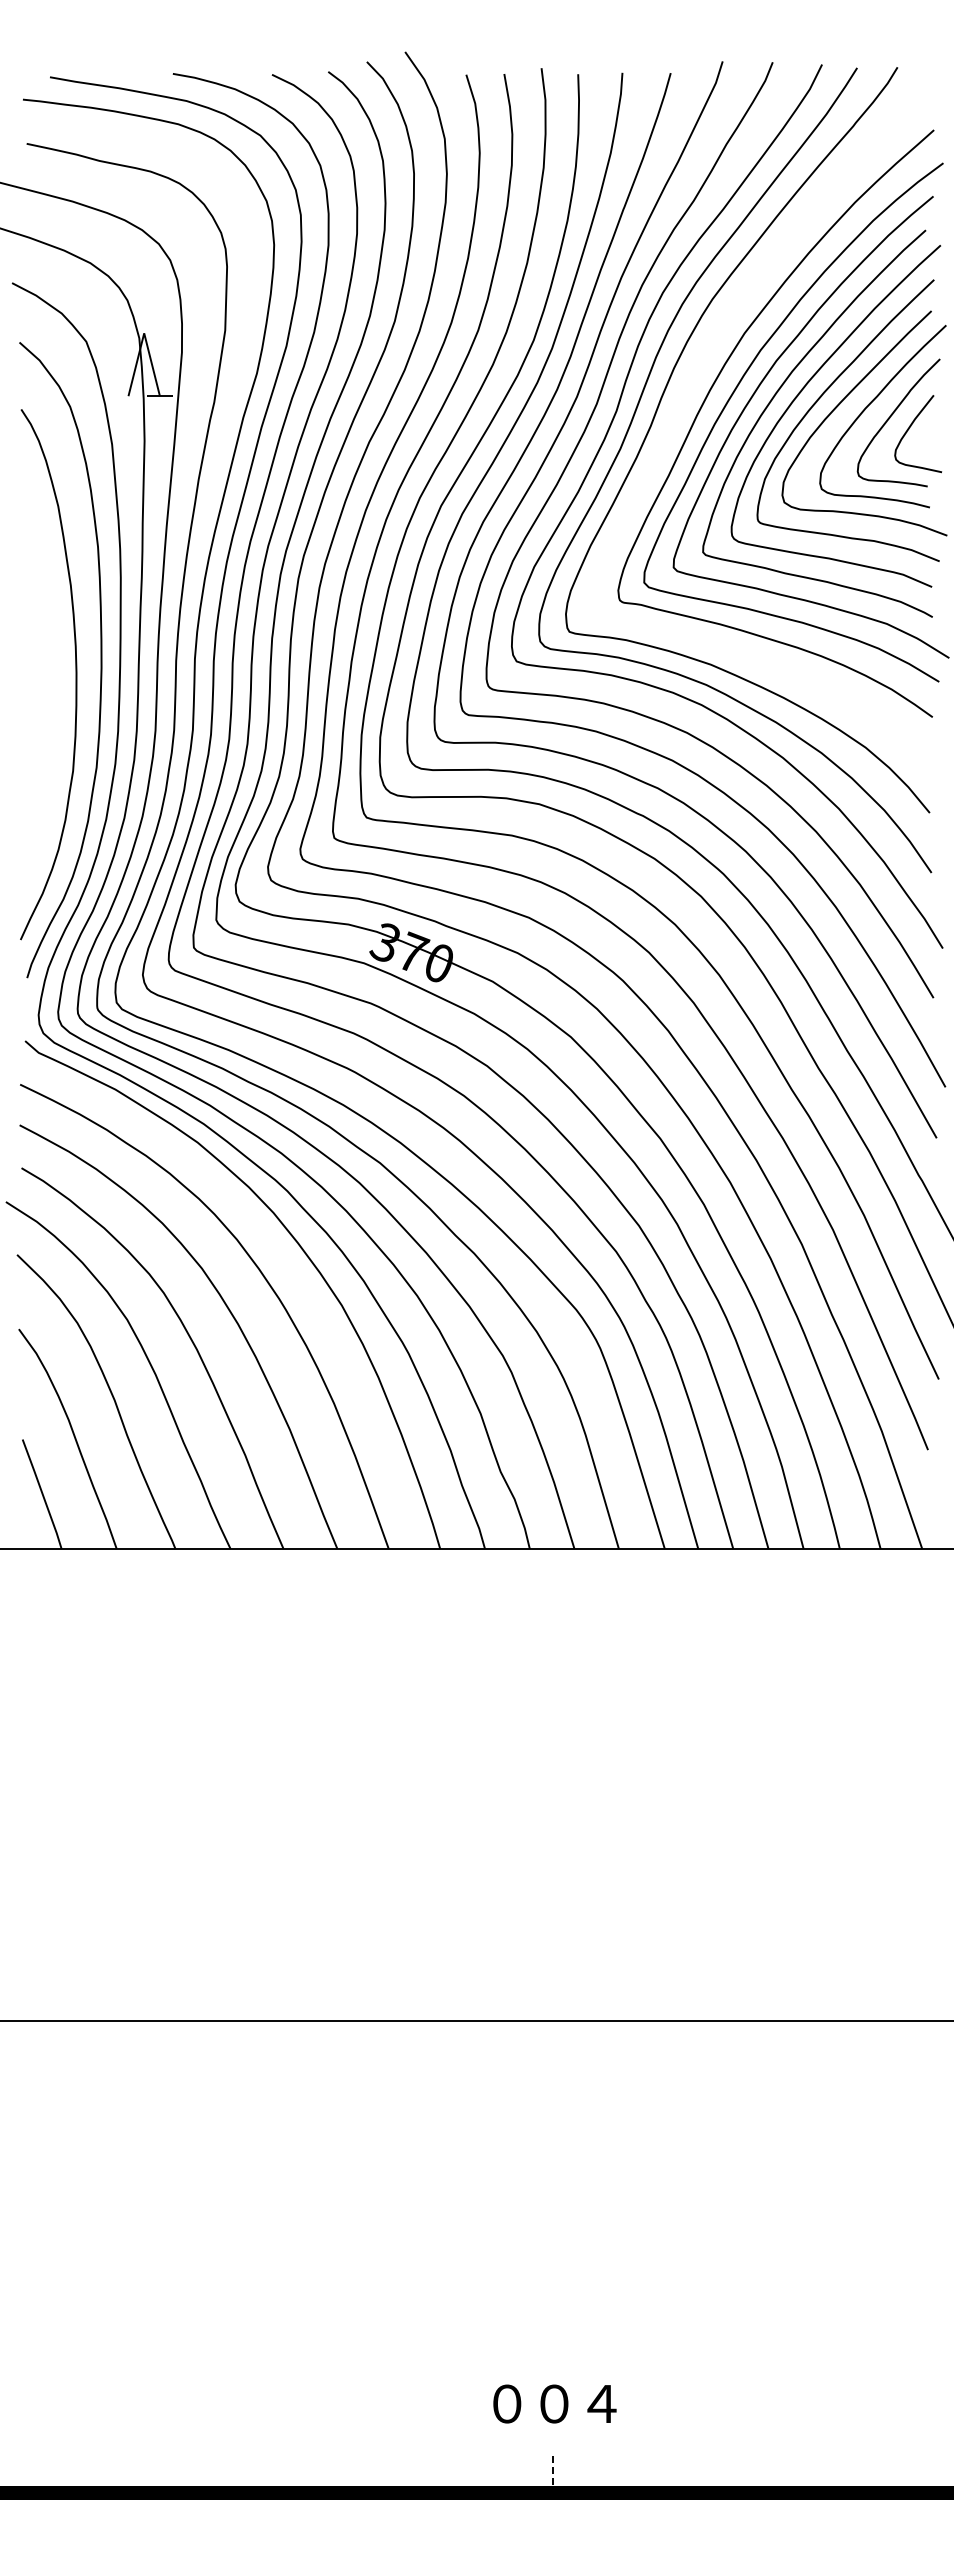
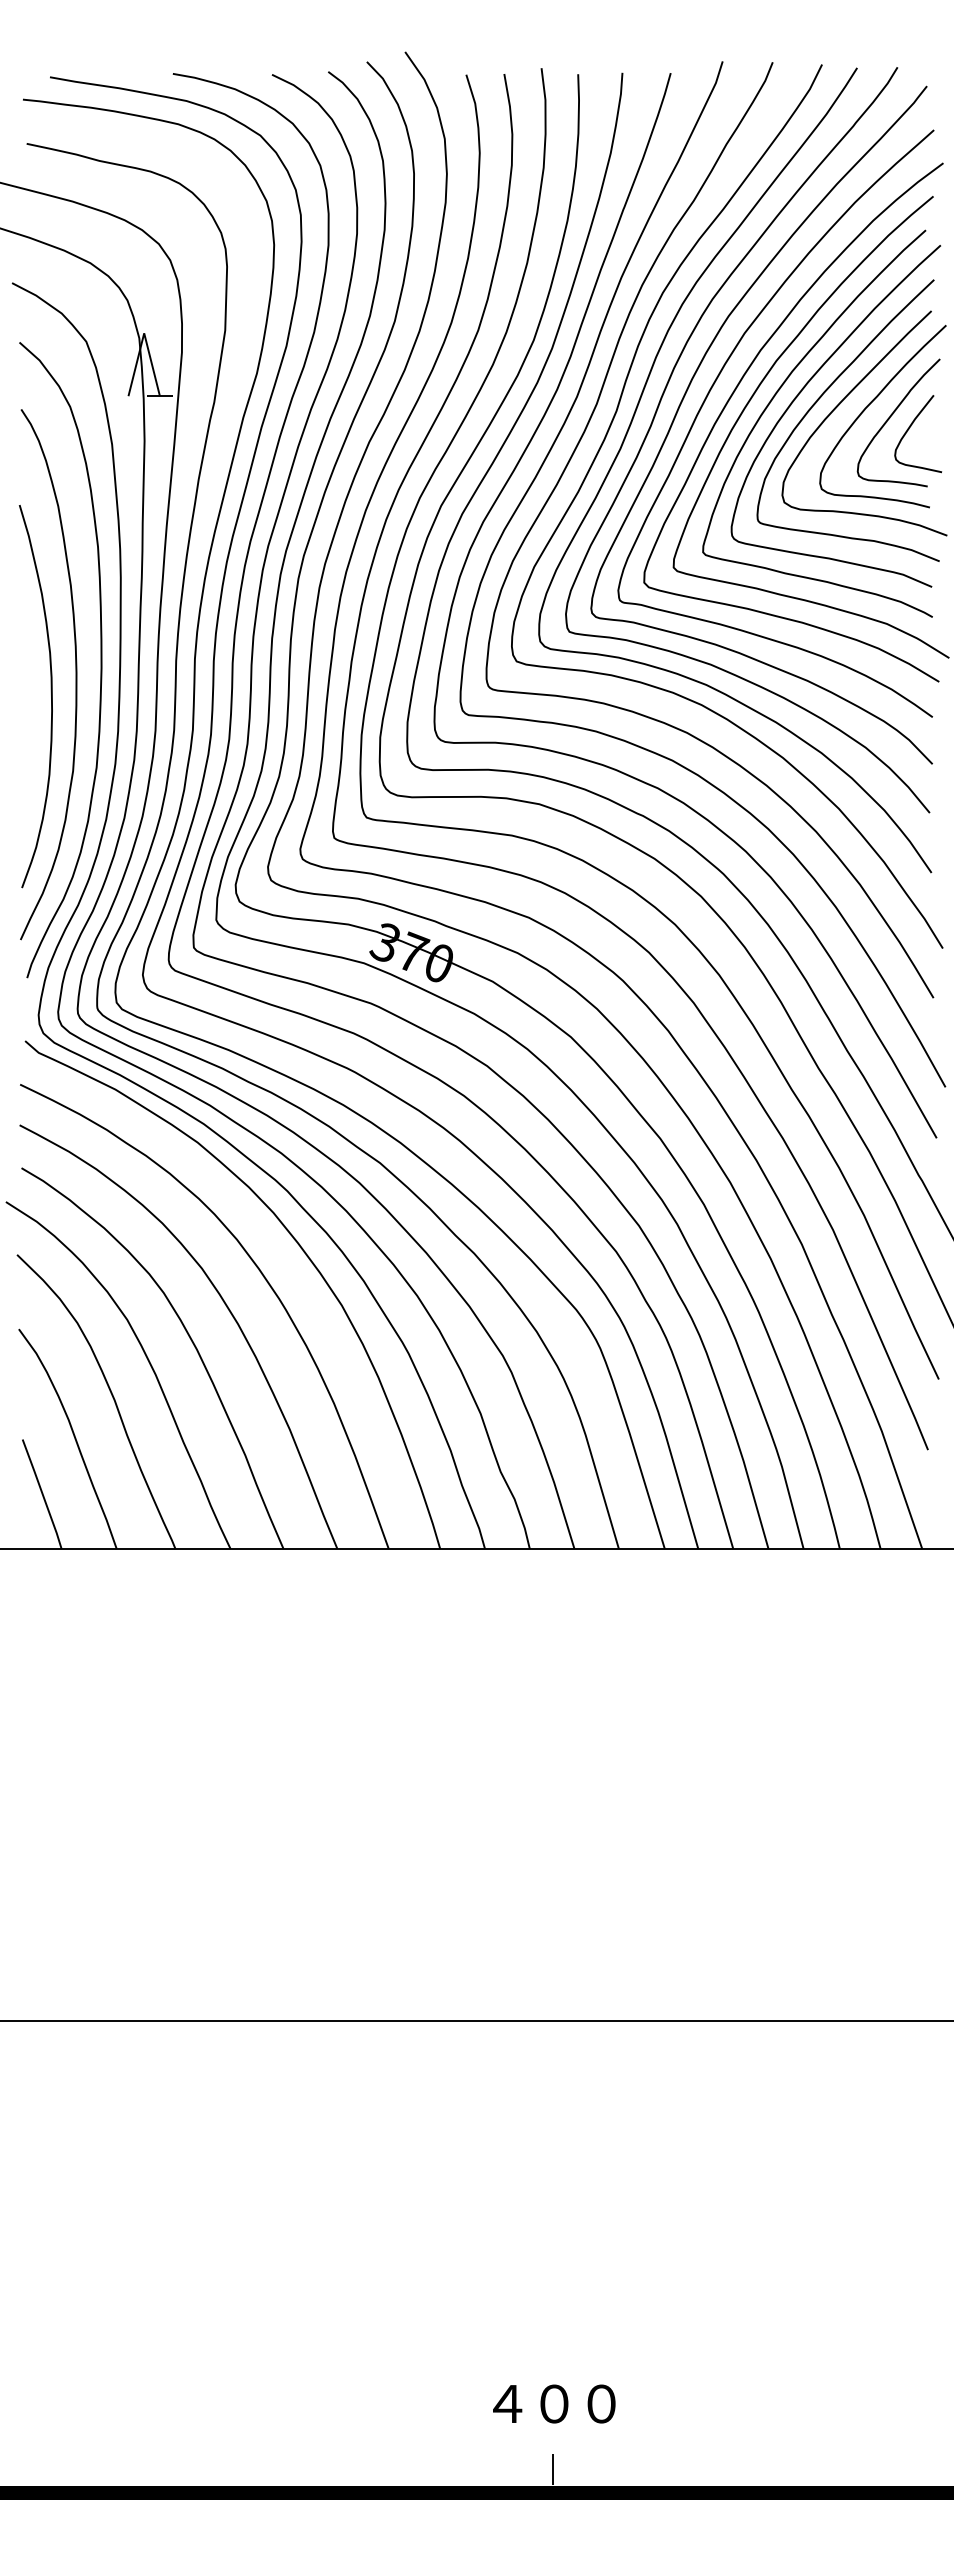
curve: none -> present (689, 387)
curve: none -> present (50, 692)
text: ０ -> ４ (507, 2403)
text: ４ -> ０ (601, 2403)
line: dashed -> solid (552, 2469)
